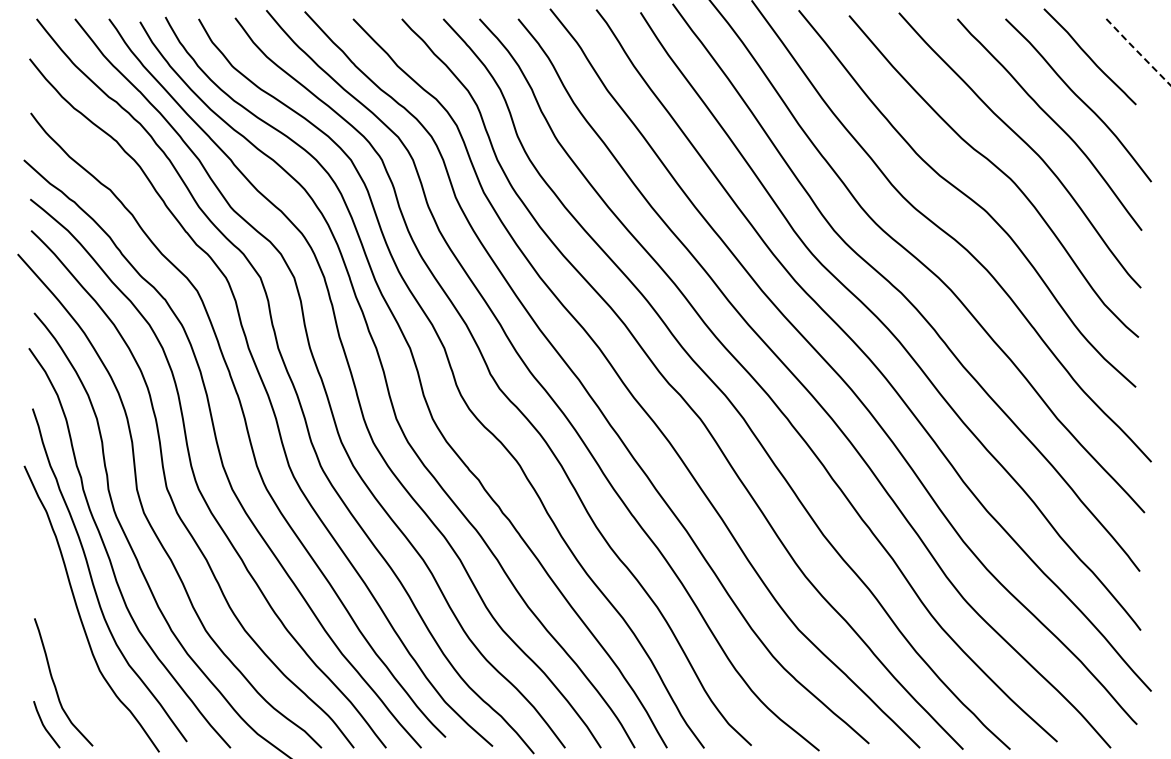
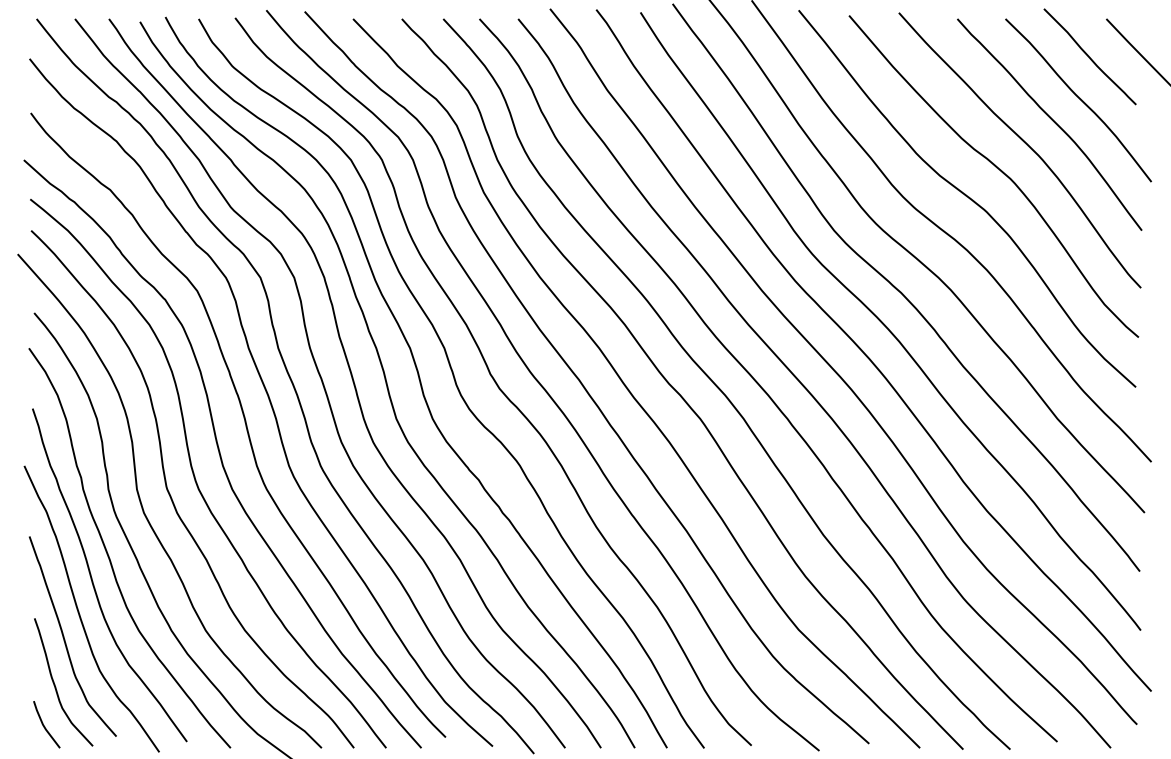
line: dashed -> solid (1138, 52)
curve: none -> present (65, 639)
